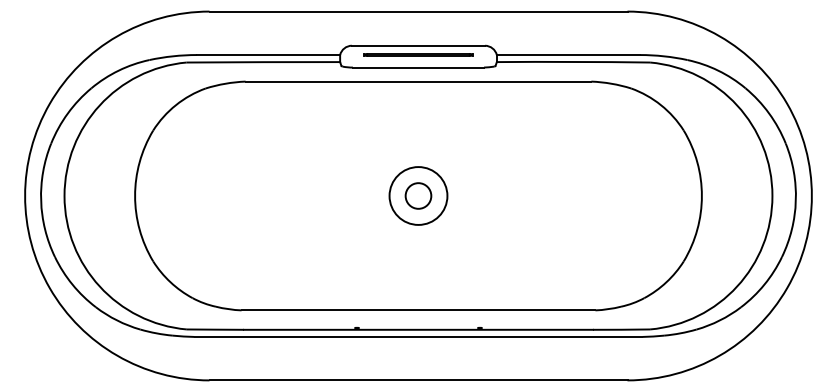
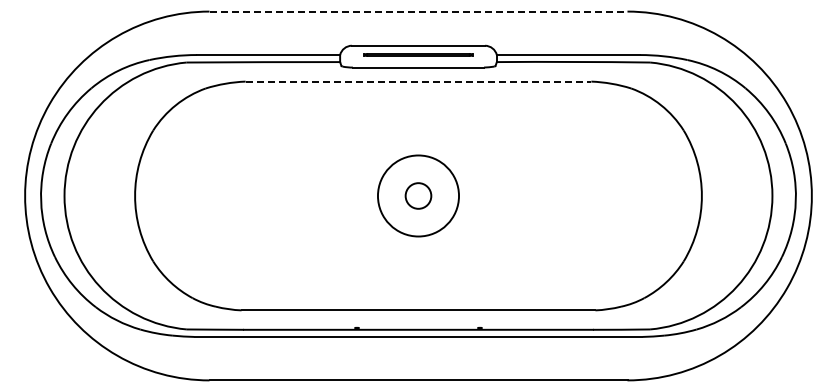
line: solid -> dashed (418, 11)
line: solid -> dashed (418, 81)
circle diameter: 58 px -> 81 px (418, 195)
